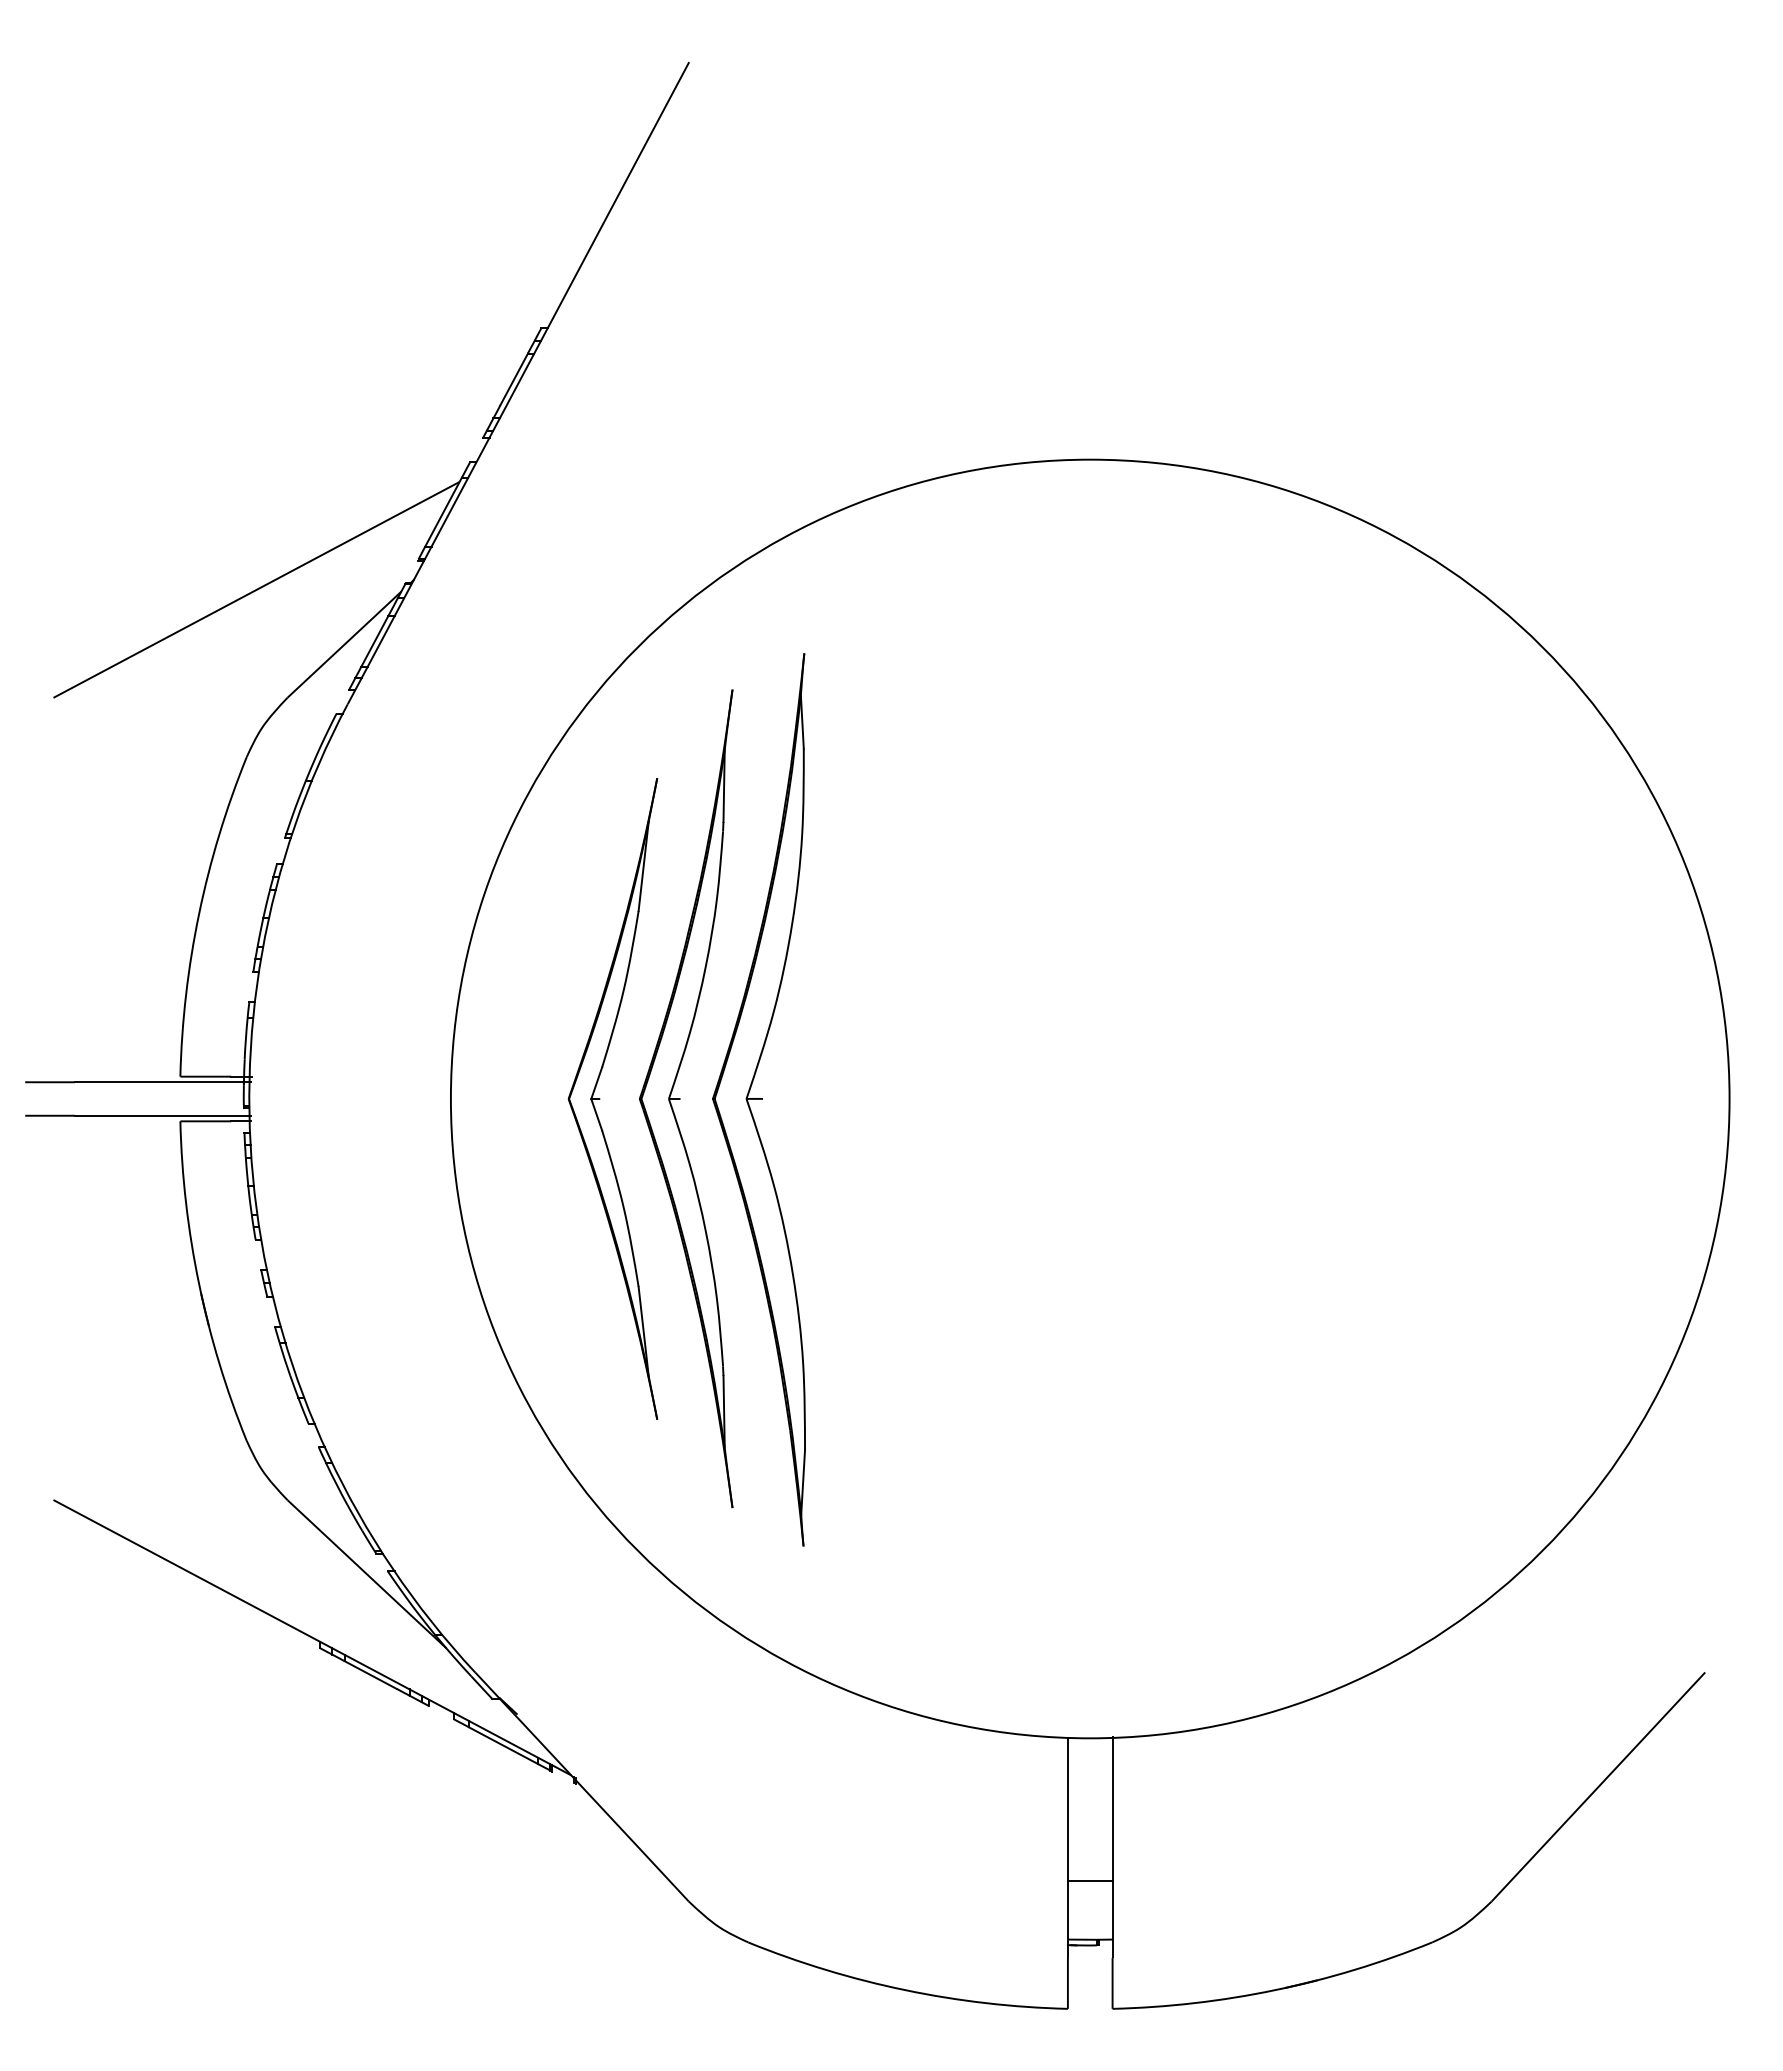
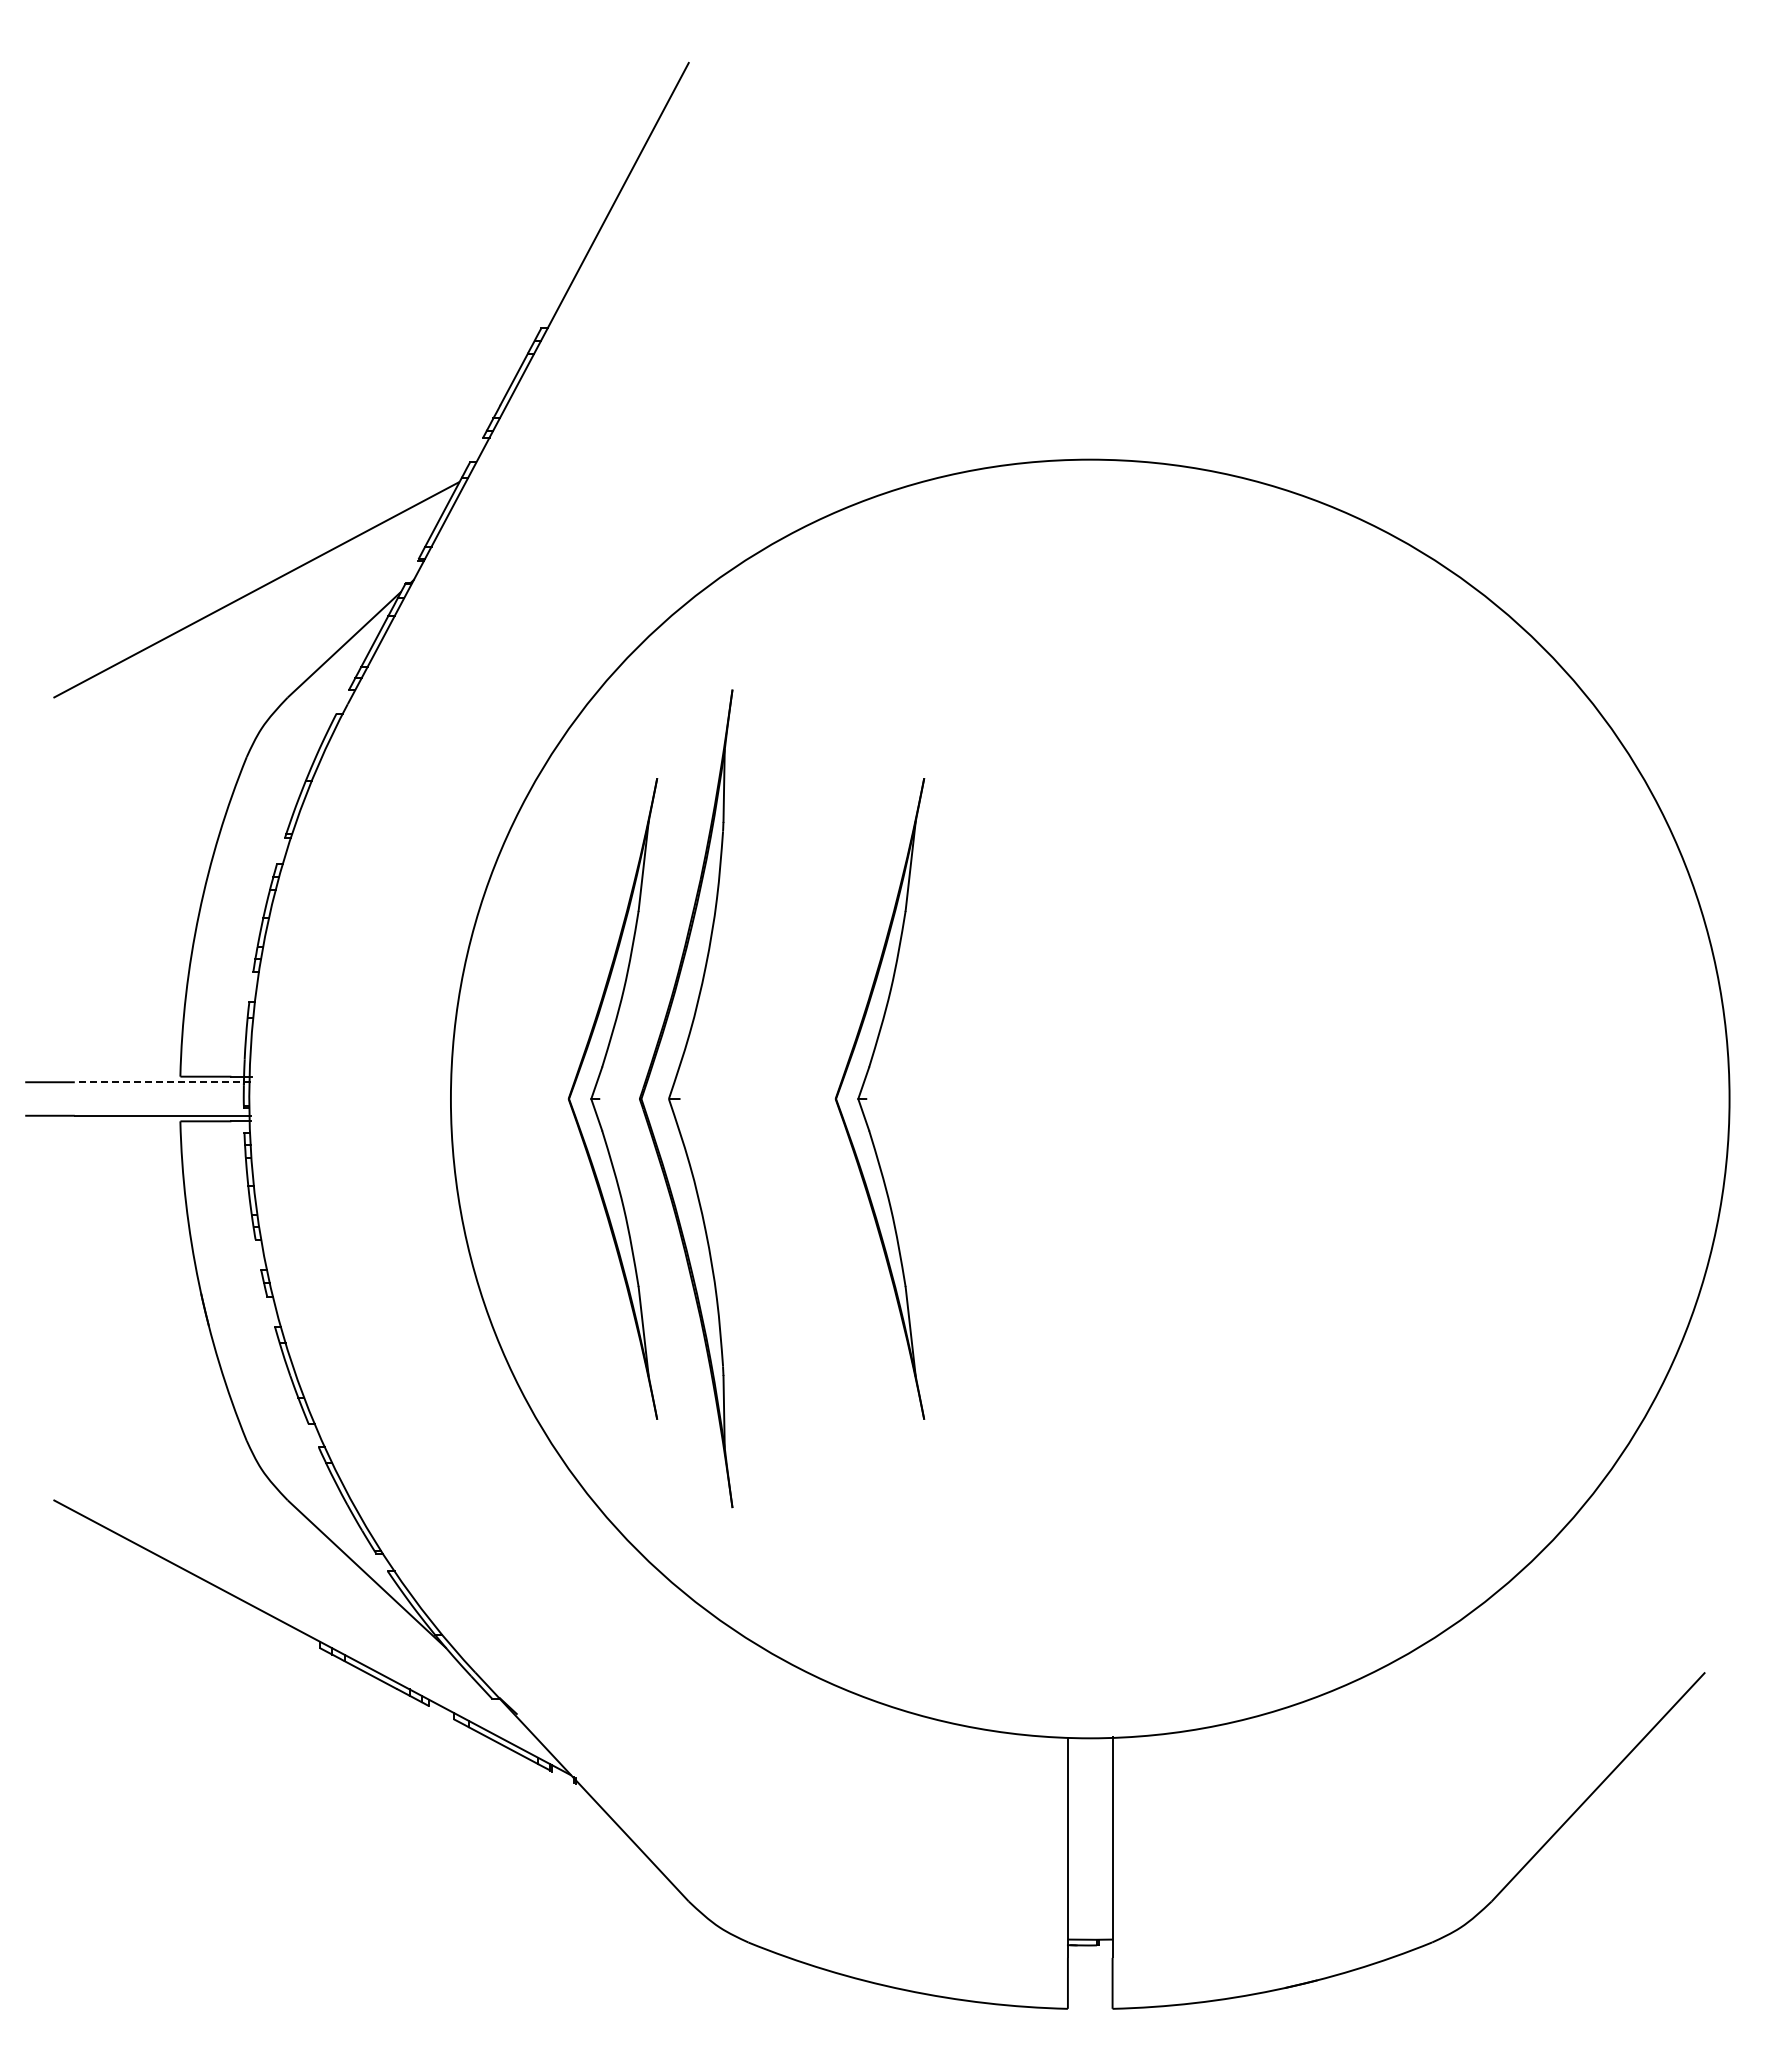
line: solid -> dashed (162, 1082)
part: none -> present (867, 1098)
part: present -> none (758, 1099)
line: present -> none (1089, 1880)
